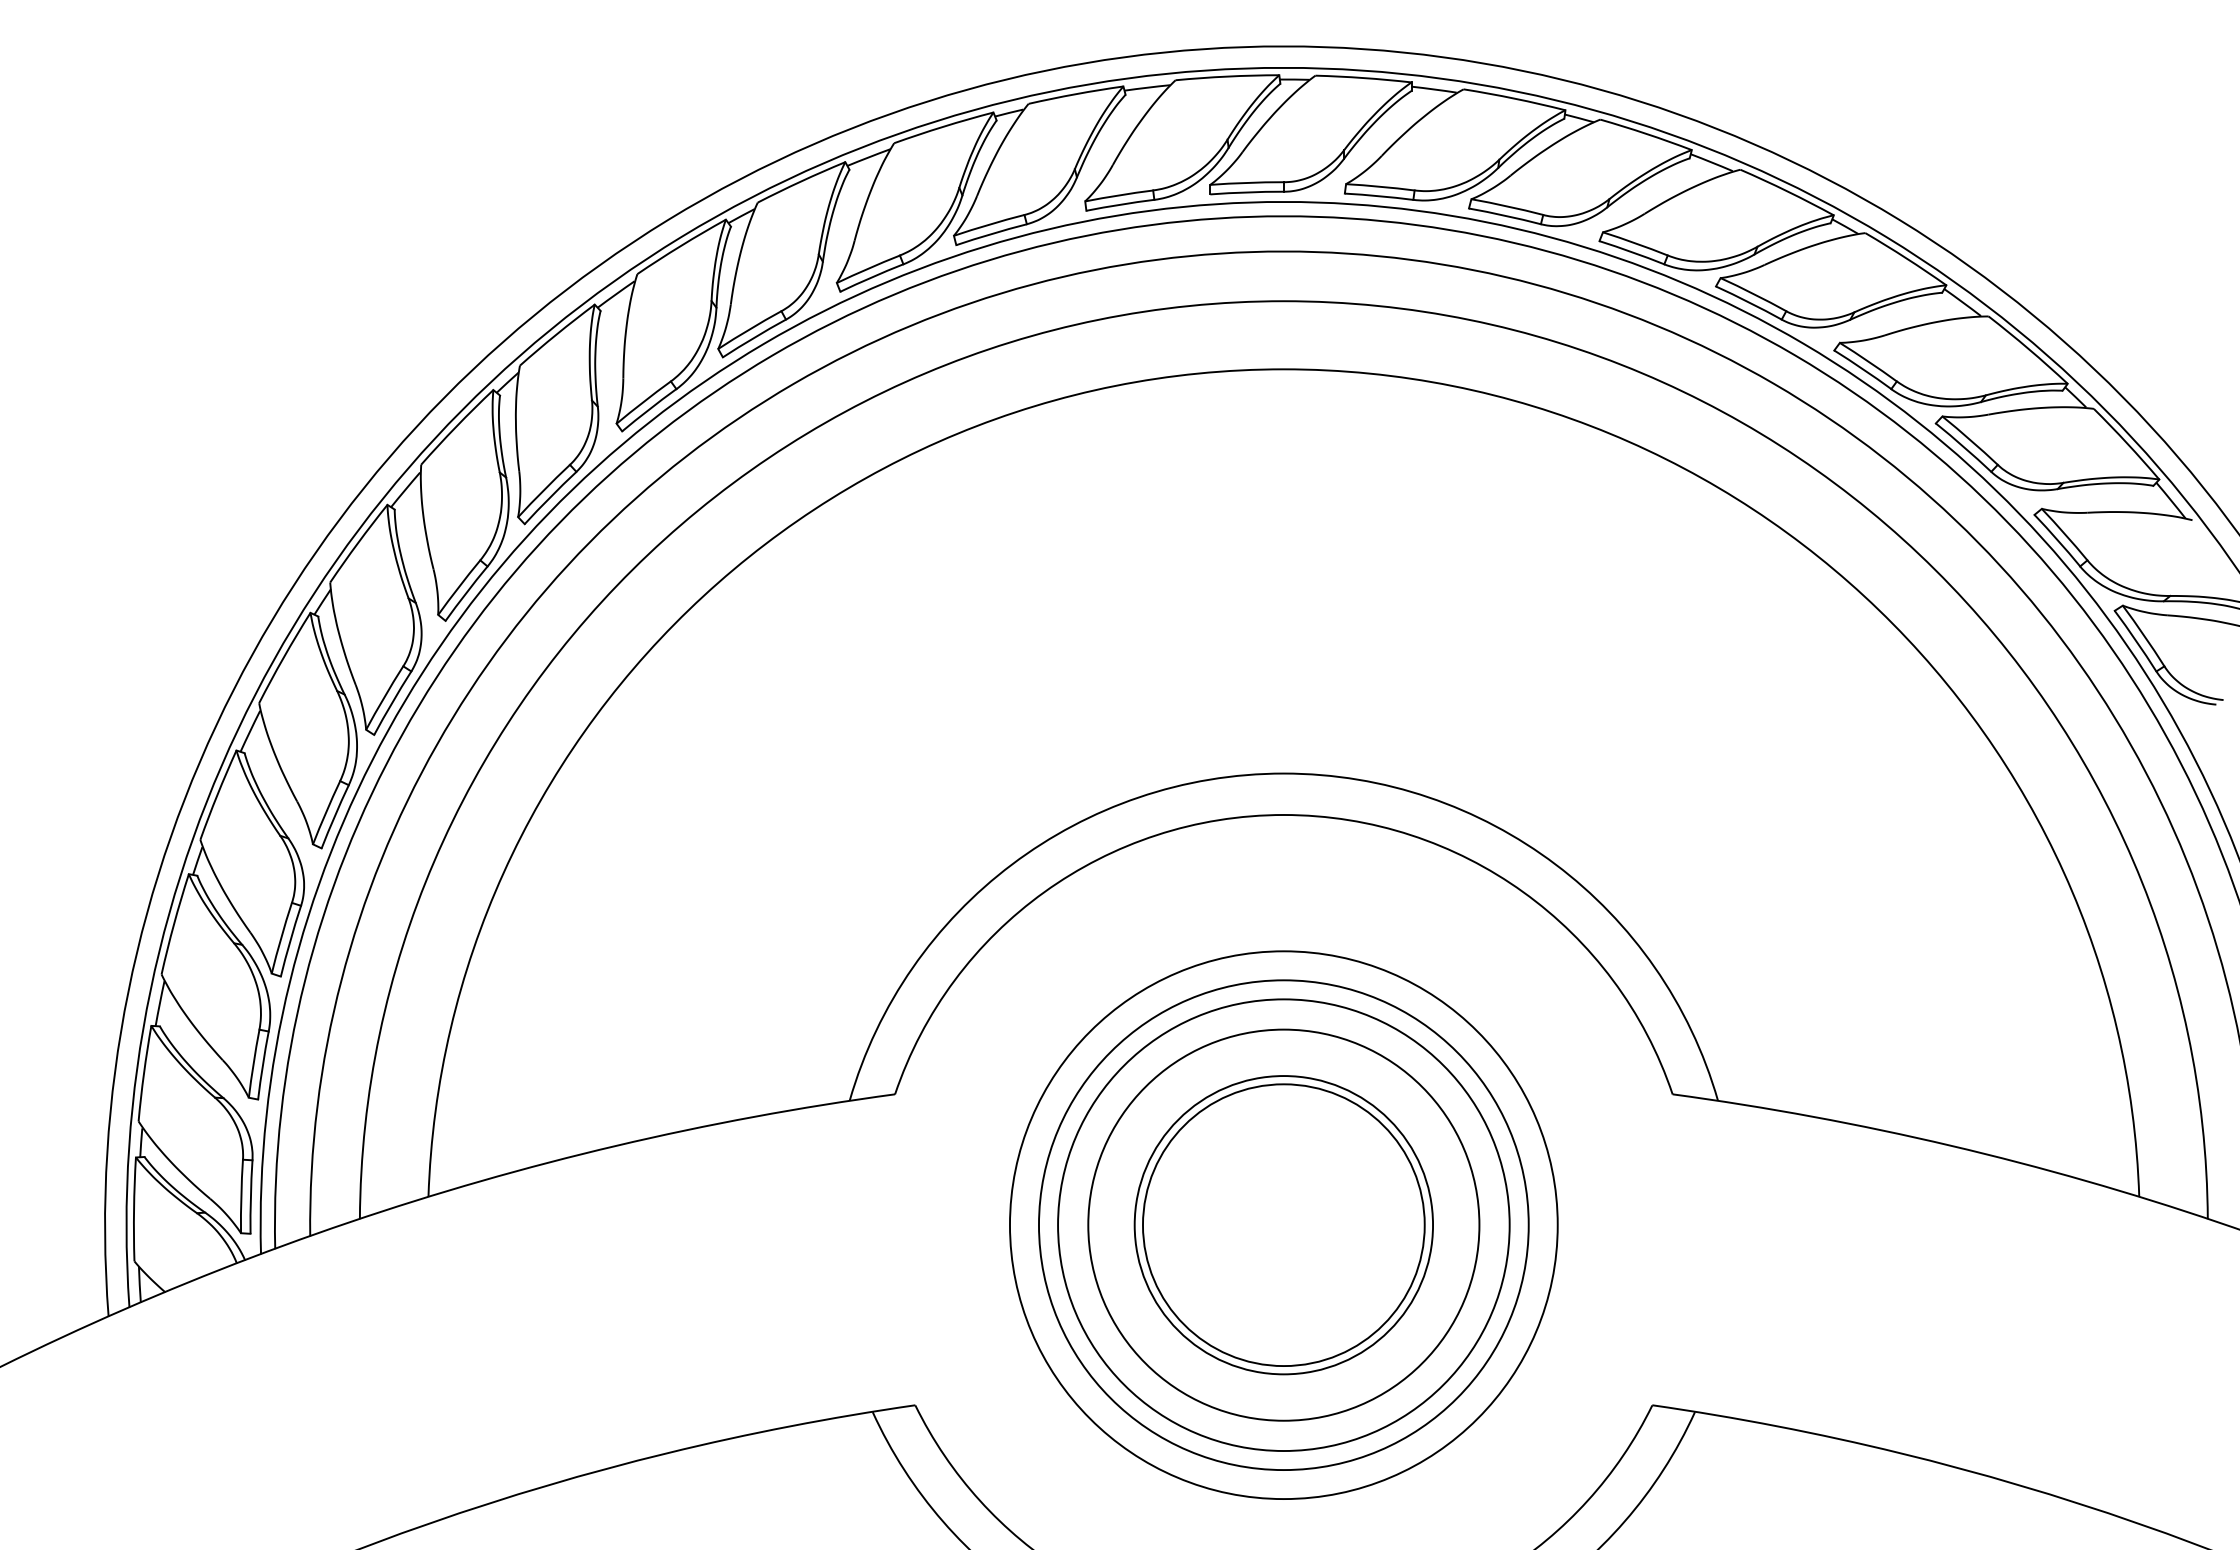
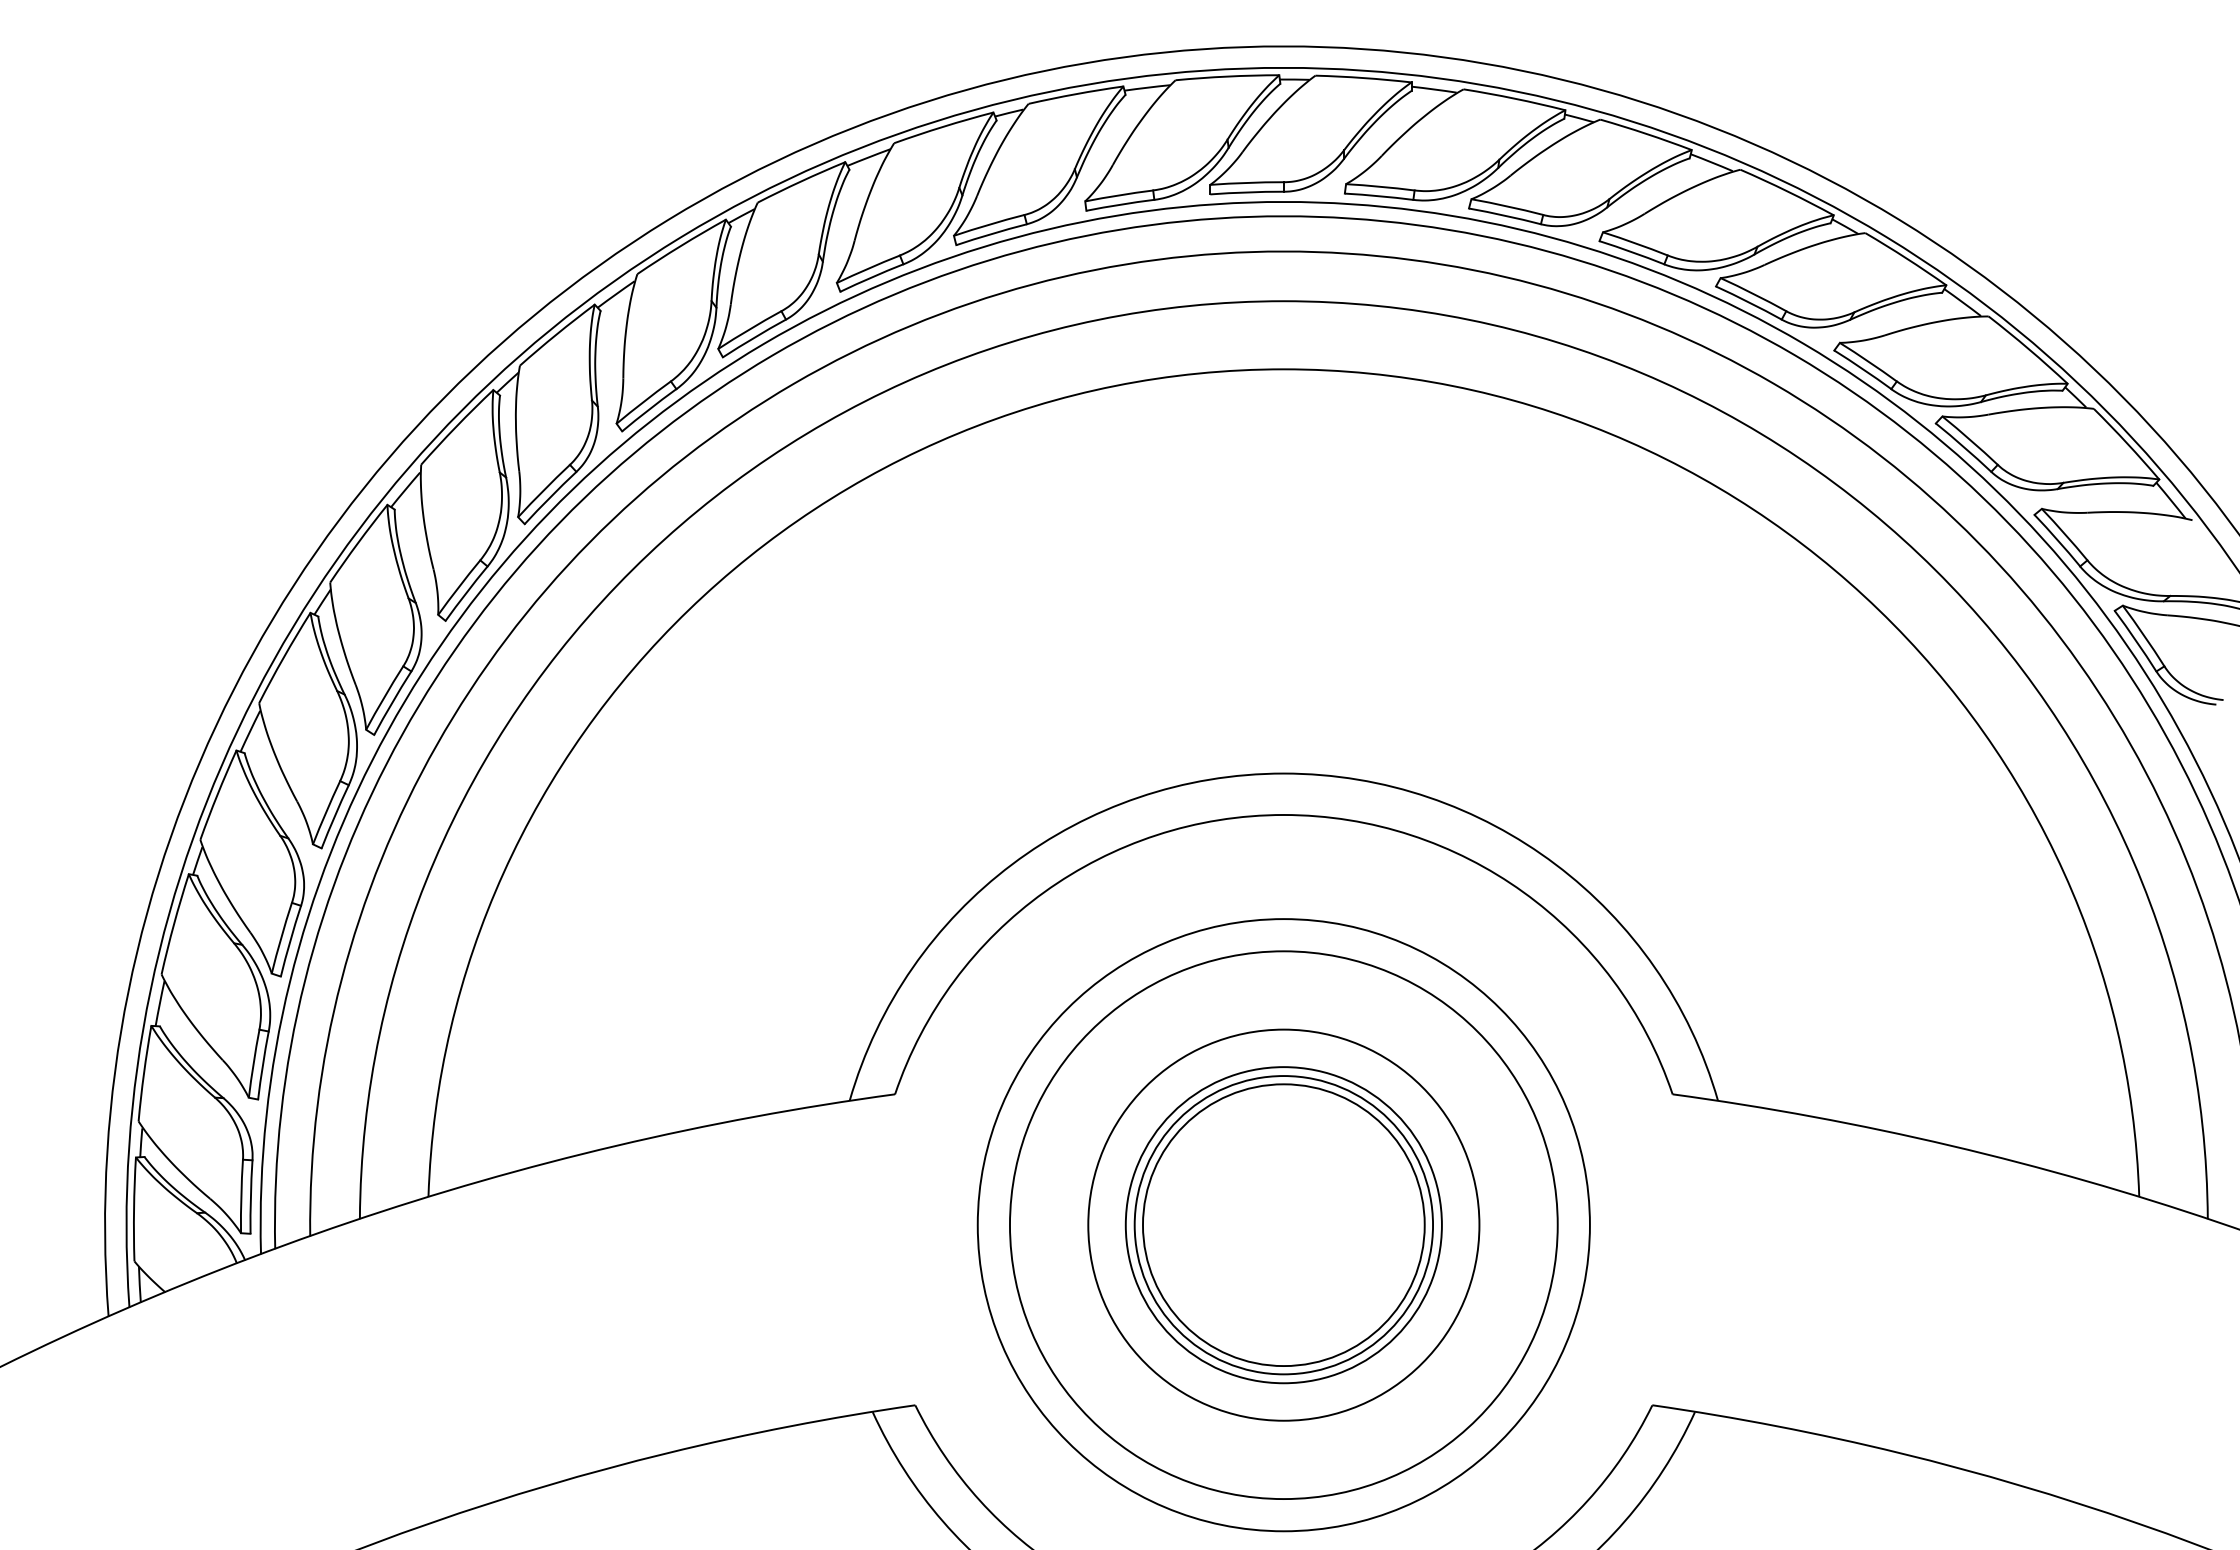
circle diameter: 452 px -> 316 px (1283, 1225)
circle diameter: 490 px -> 612 px (1283, 1225)
